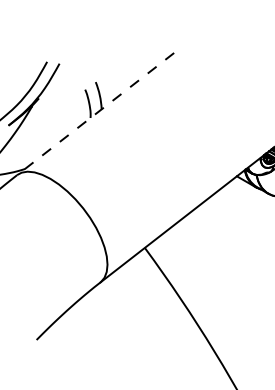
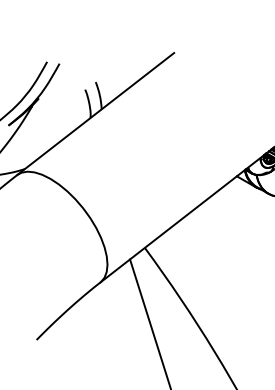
line: dashed -> solid (95, 114)
line: none -> present (150, 322)
